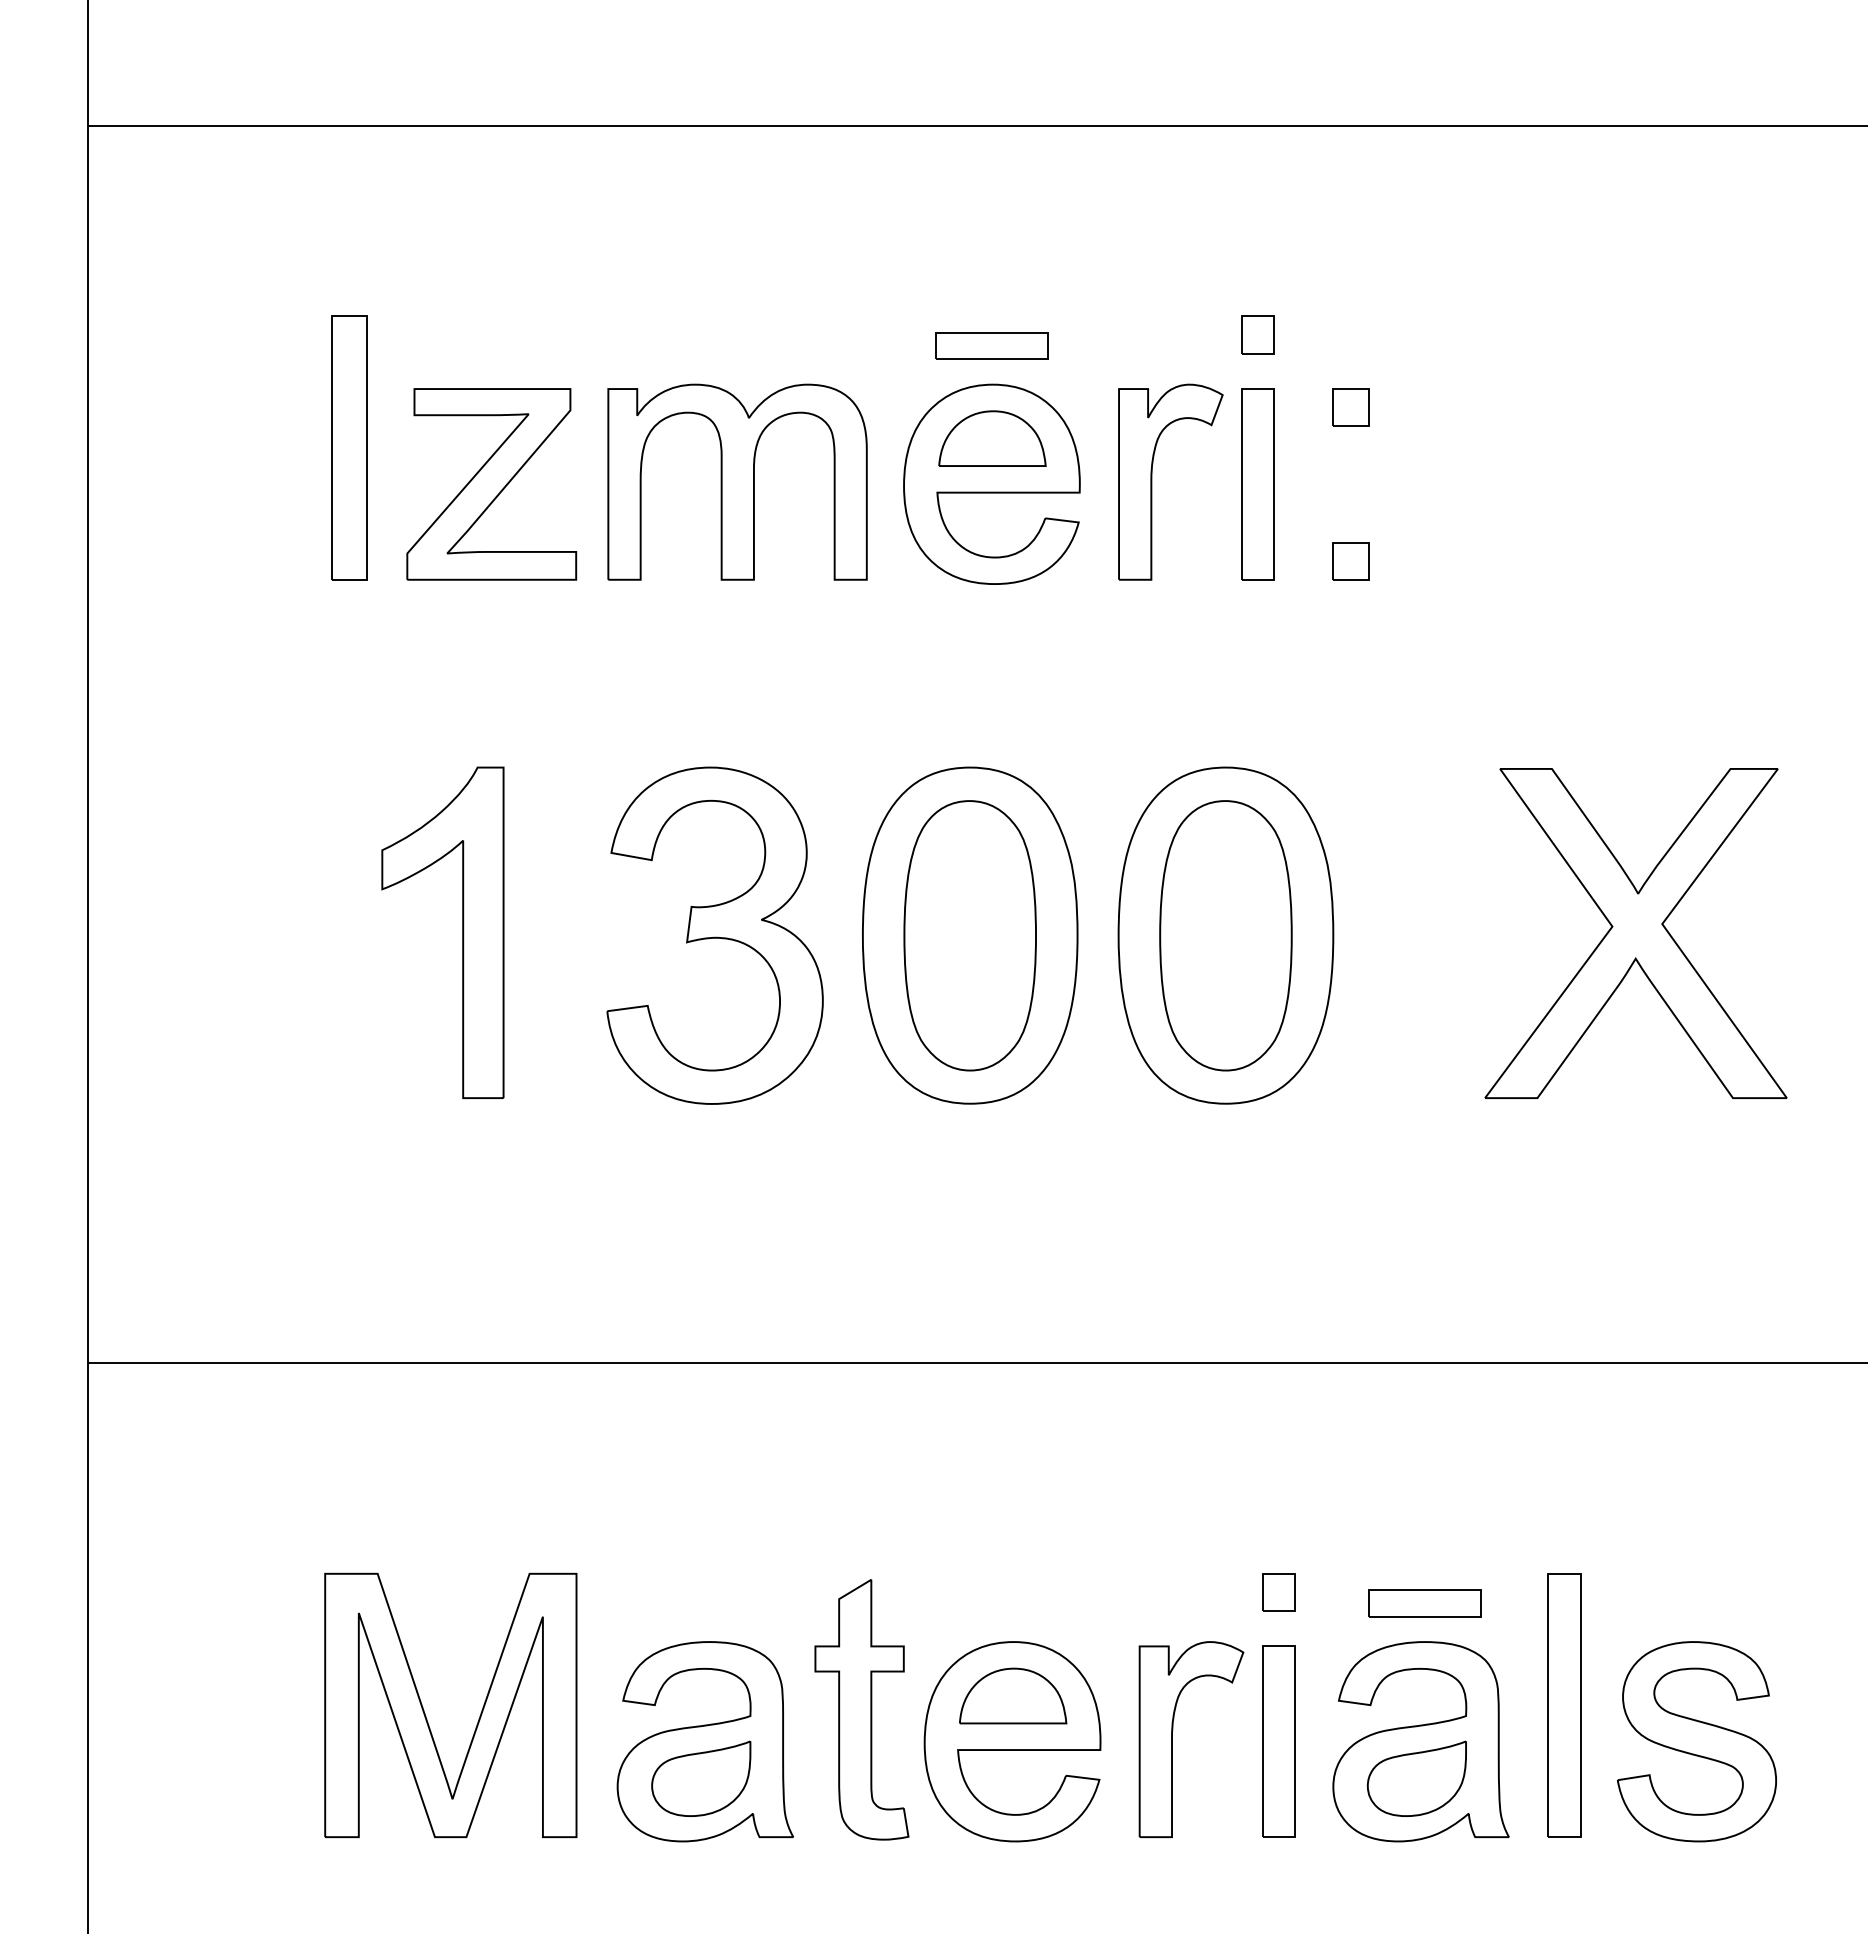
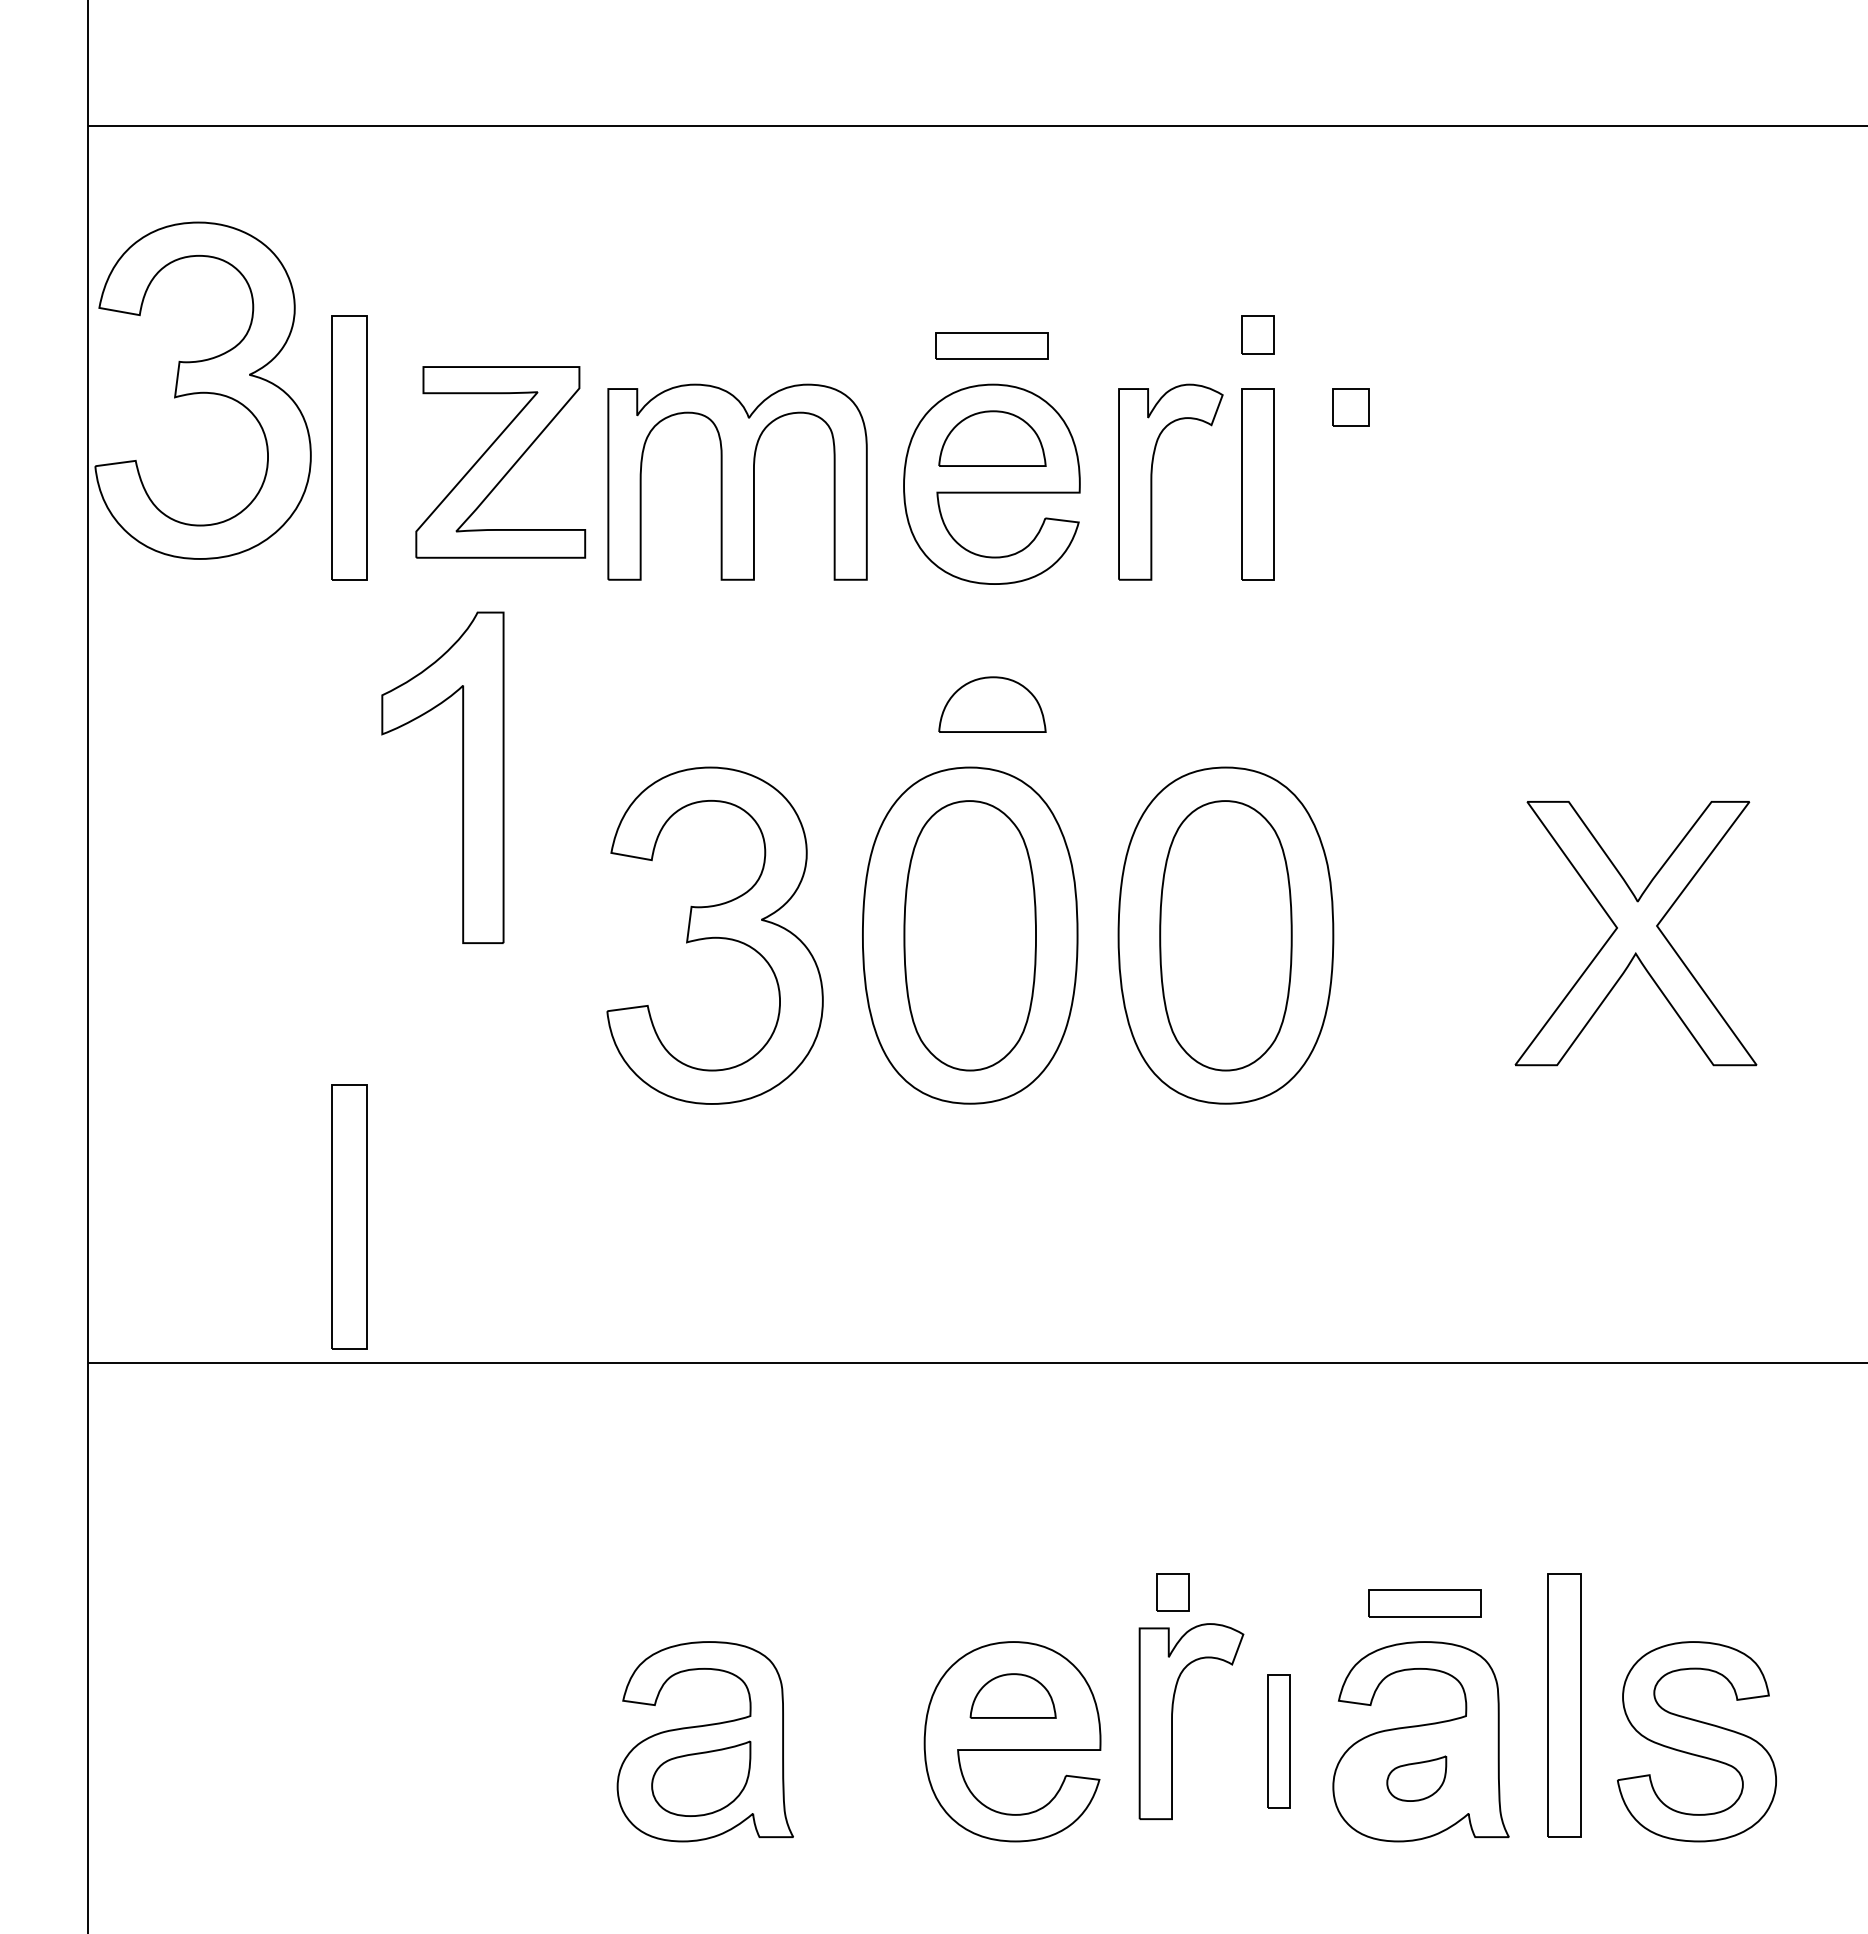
part: none -> present (202, 390)
part position: (491, 484) -> (500, 462) (500, 462)
part: present -> none (1350, 561)
part: none -> present (992, 704)
part position: (462, 932) -> (462, 777) (462, 777)
part size: 304x331 px -> 244x266 px (1635, 933)
part: none -> present (349, 1216)
part position: (1278, 1592) -> (1172, 1592) (1172, 1592)
part size: 109x58 px -> 88x46 px (1012, 1695)
part: present -> none (861, 1709)
part: present -> none (425, 1713)
part position: (1172, 1739) -> (1172, 1721) (1172, 1721)
part size: 34x193 px -> 24x135 px (1278, 1741)
part size: 101x77 px -> 62x47 px (1416, 1778)
